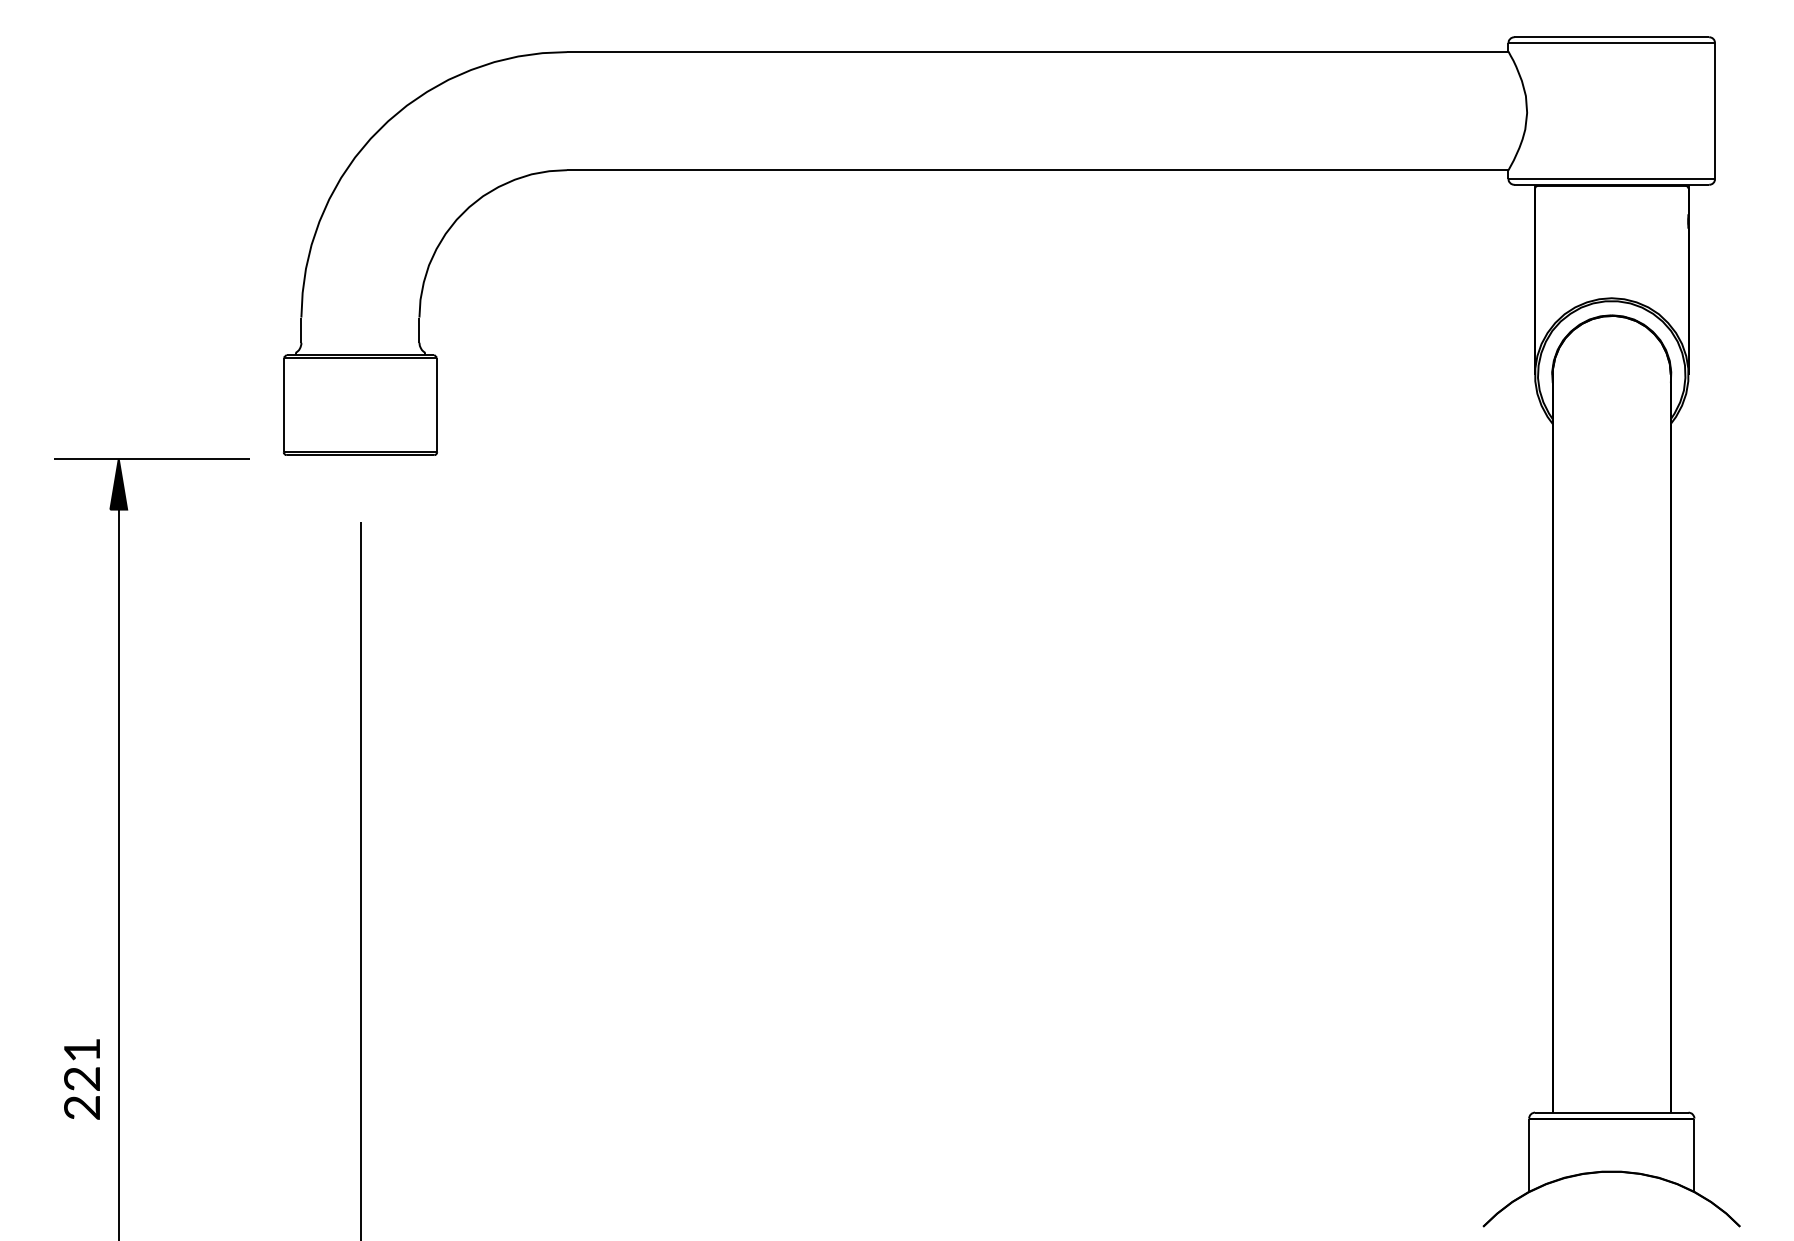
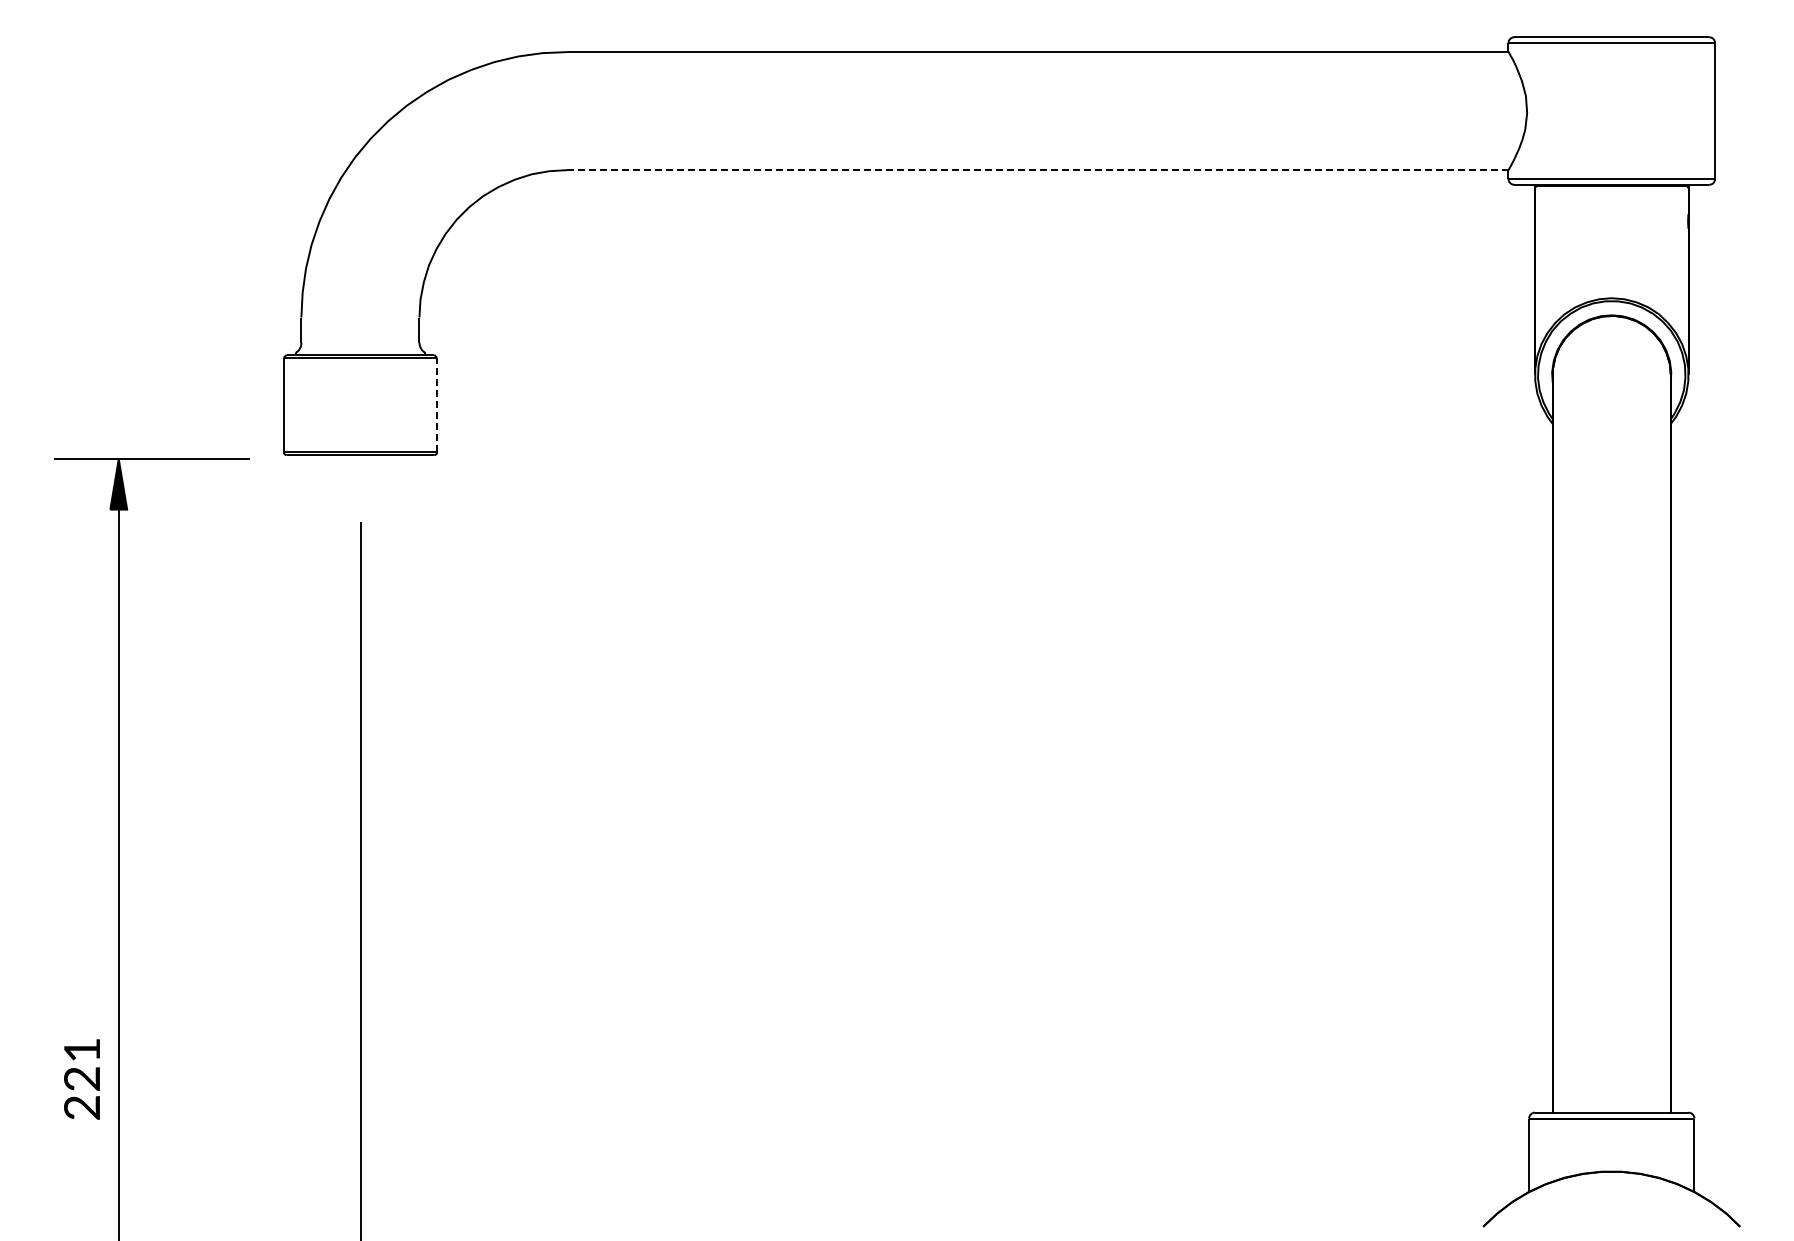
line: solid -> dashed (1037, 170)
line: solid -> dashed (437, 404)
